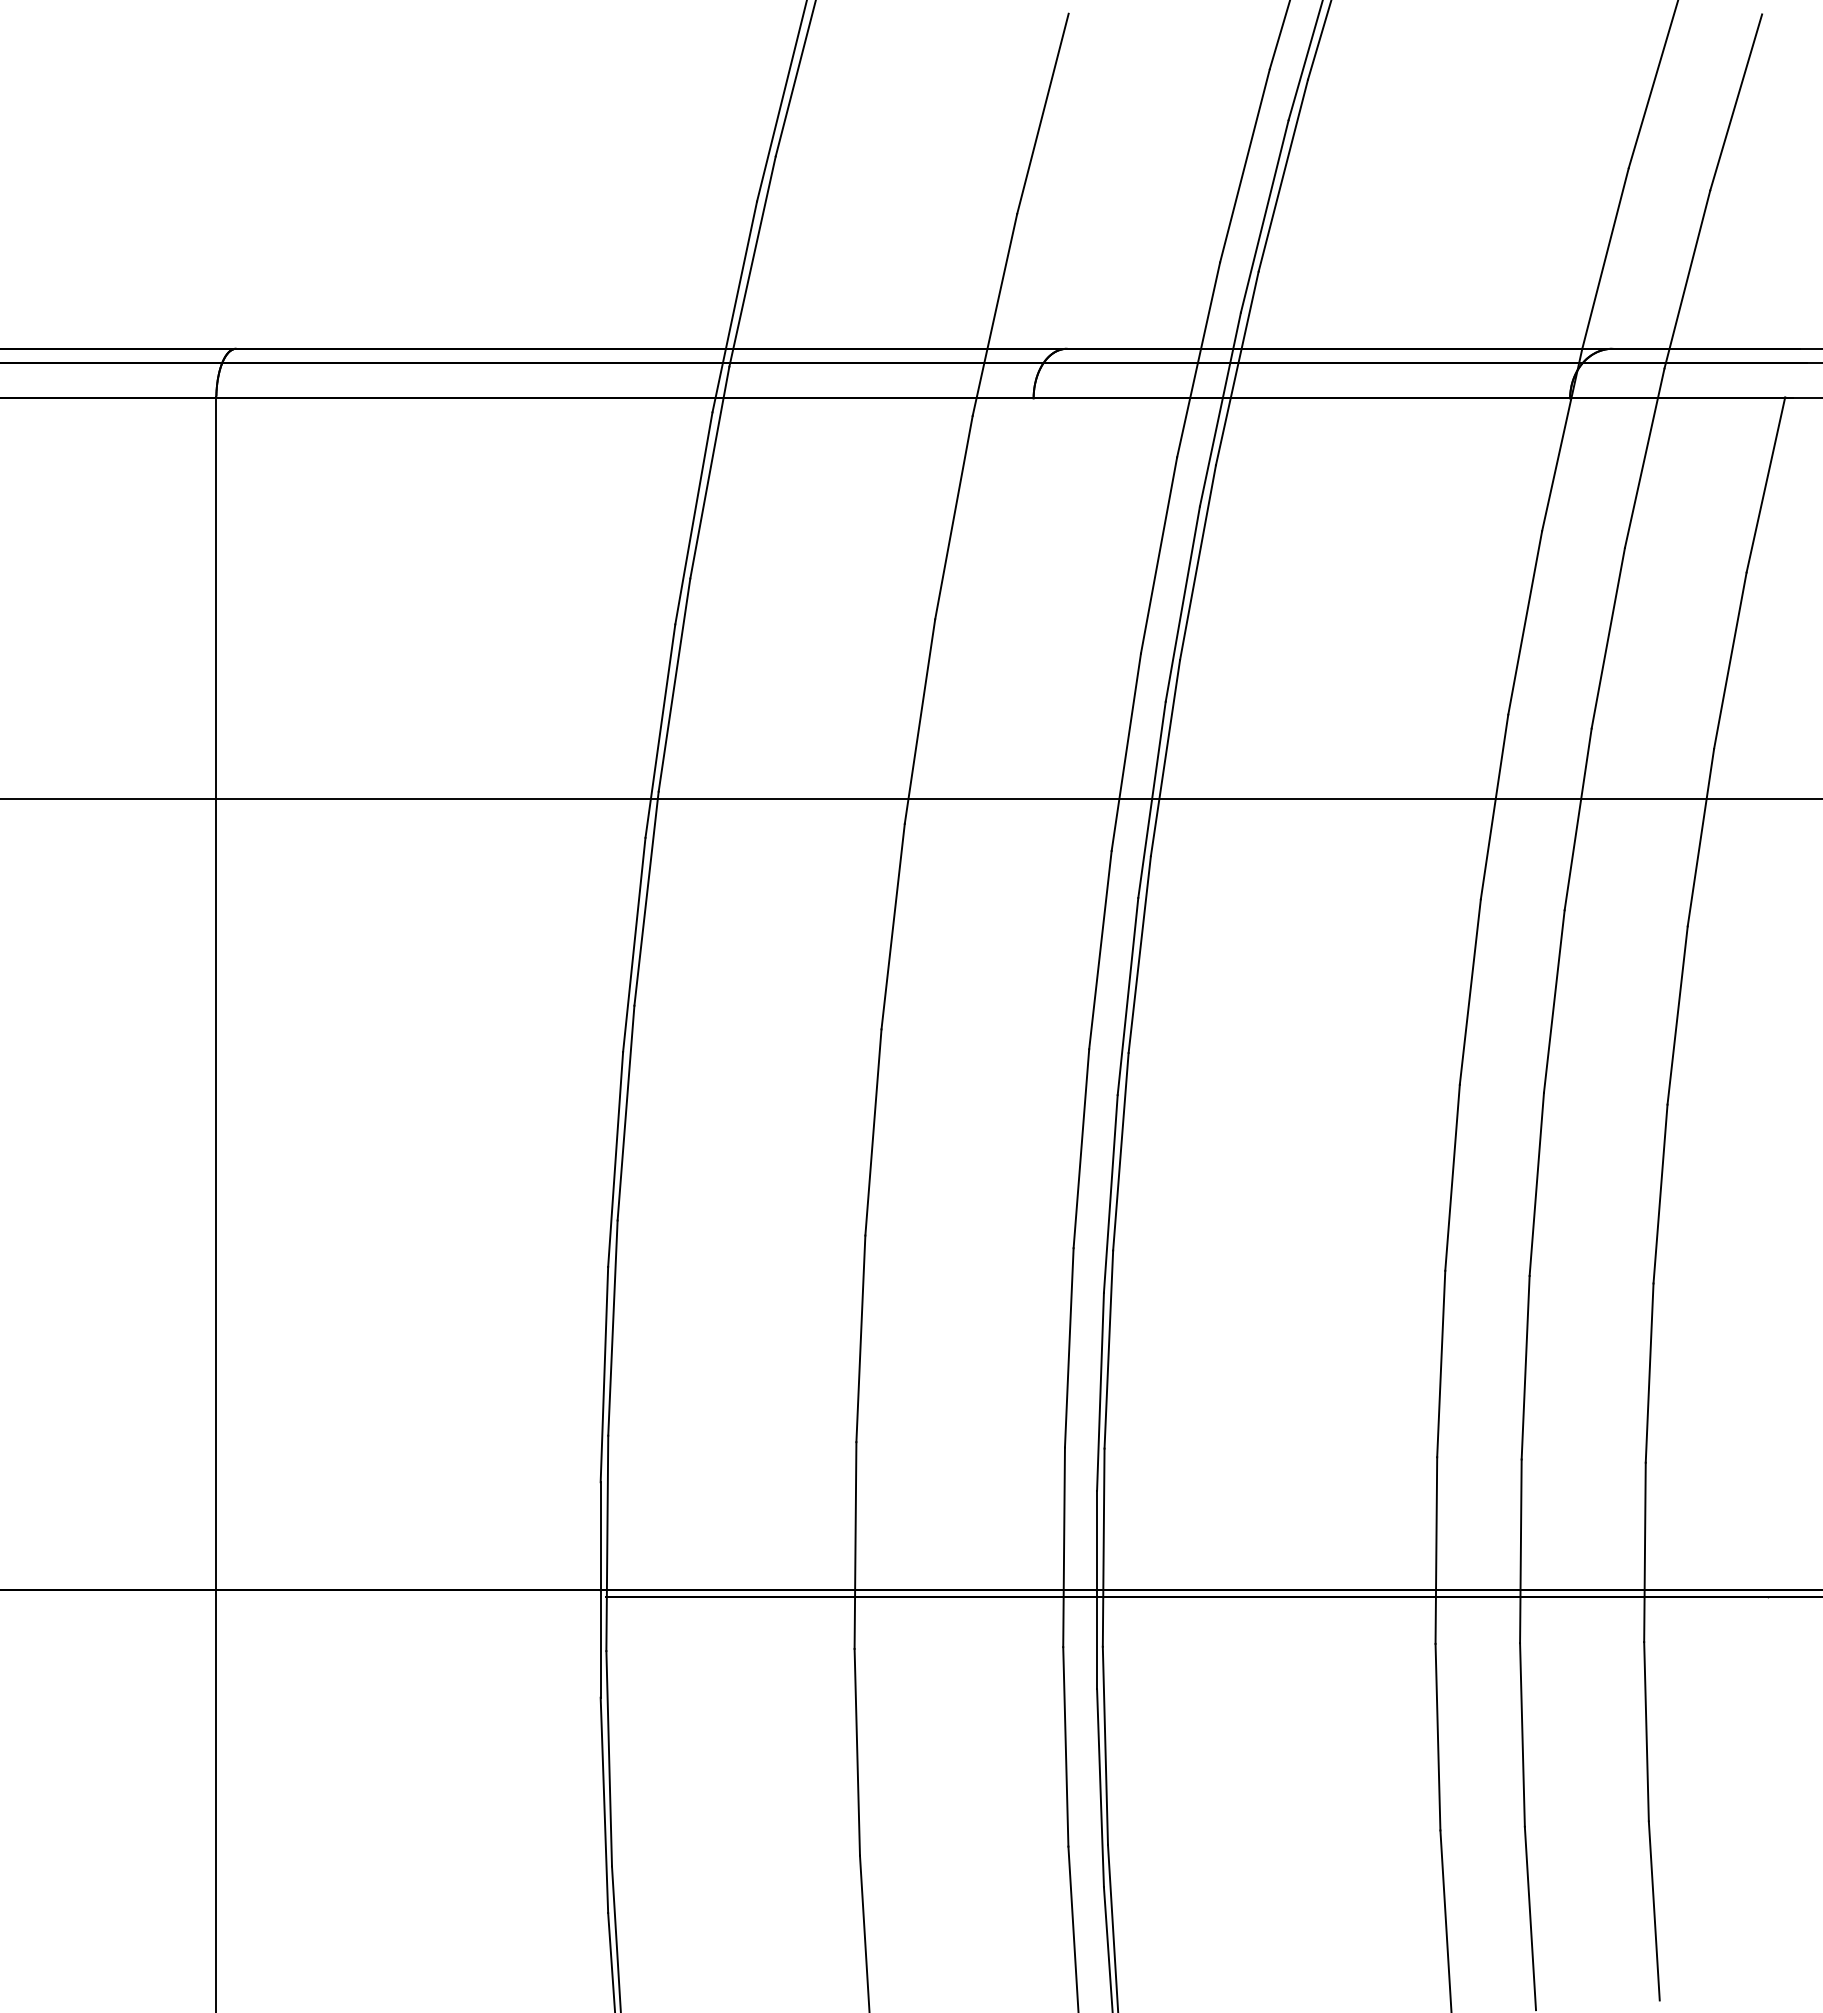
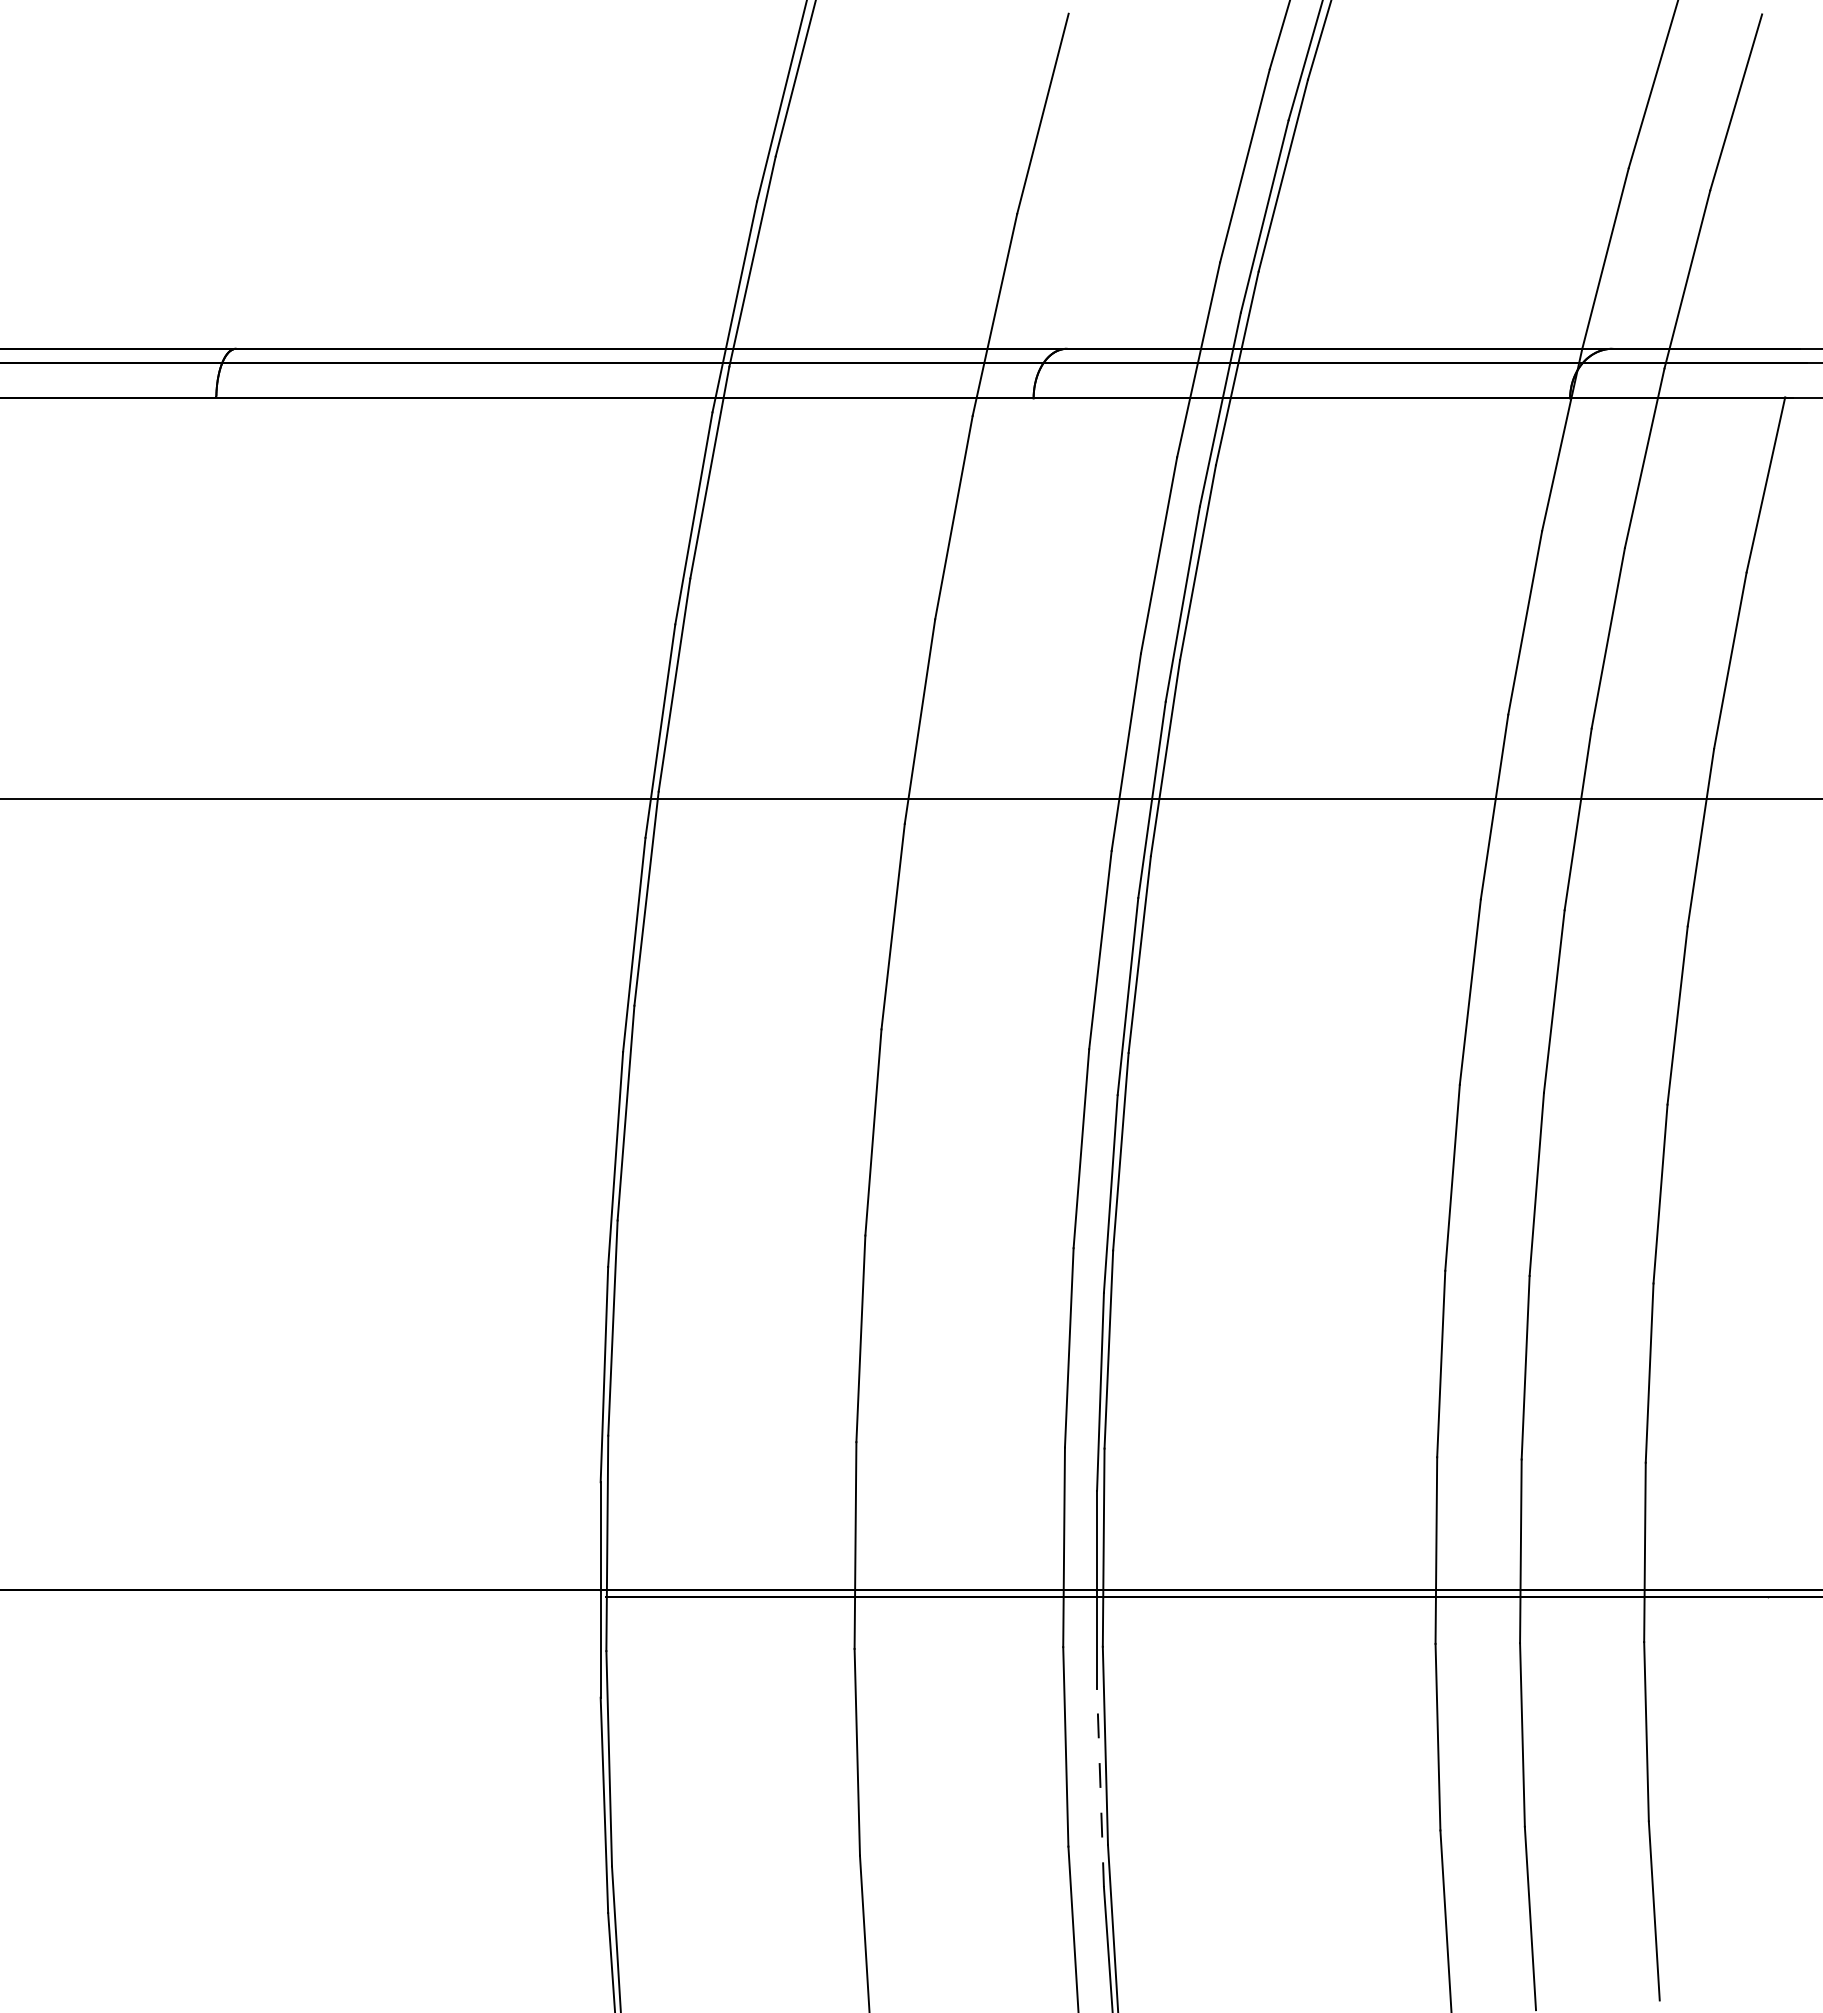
line: present -> none (216, 1203)
line: solid -> dashed (1100, 1787)
